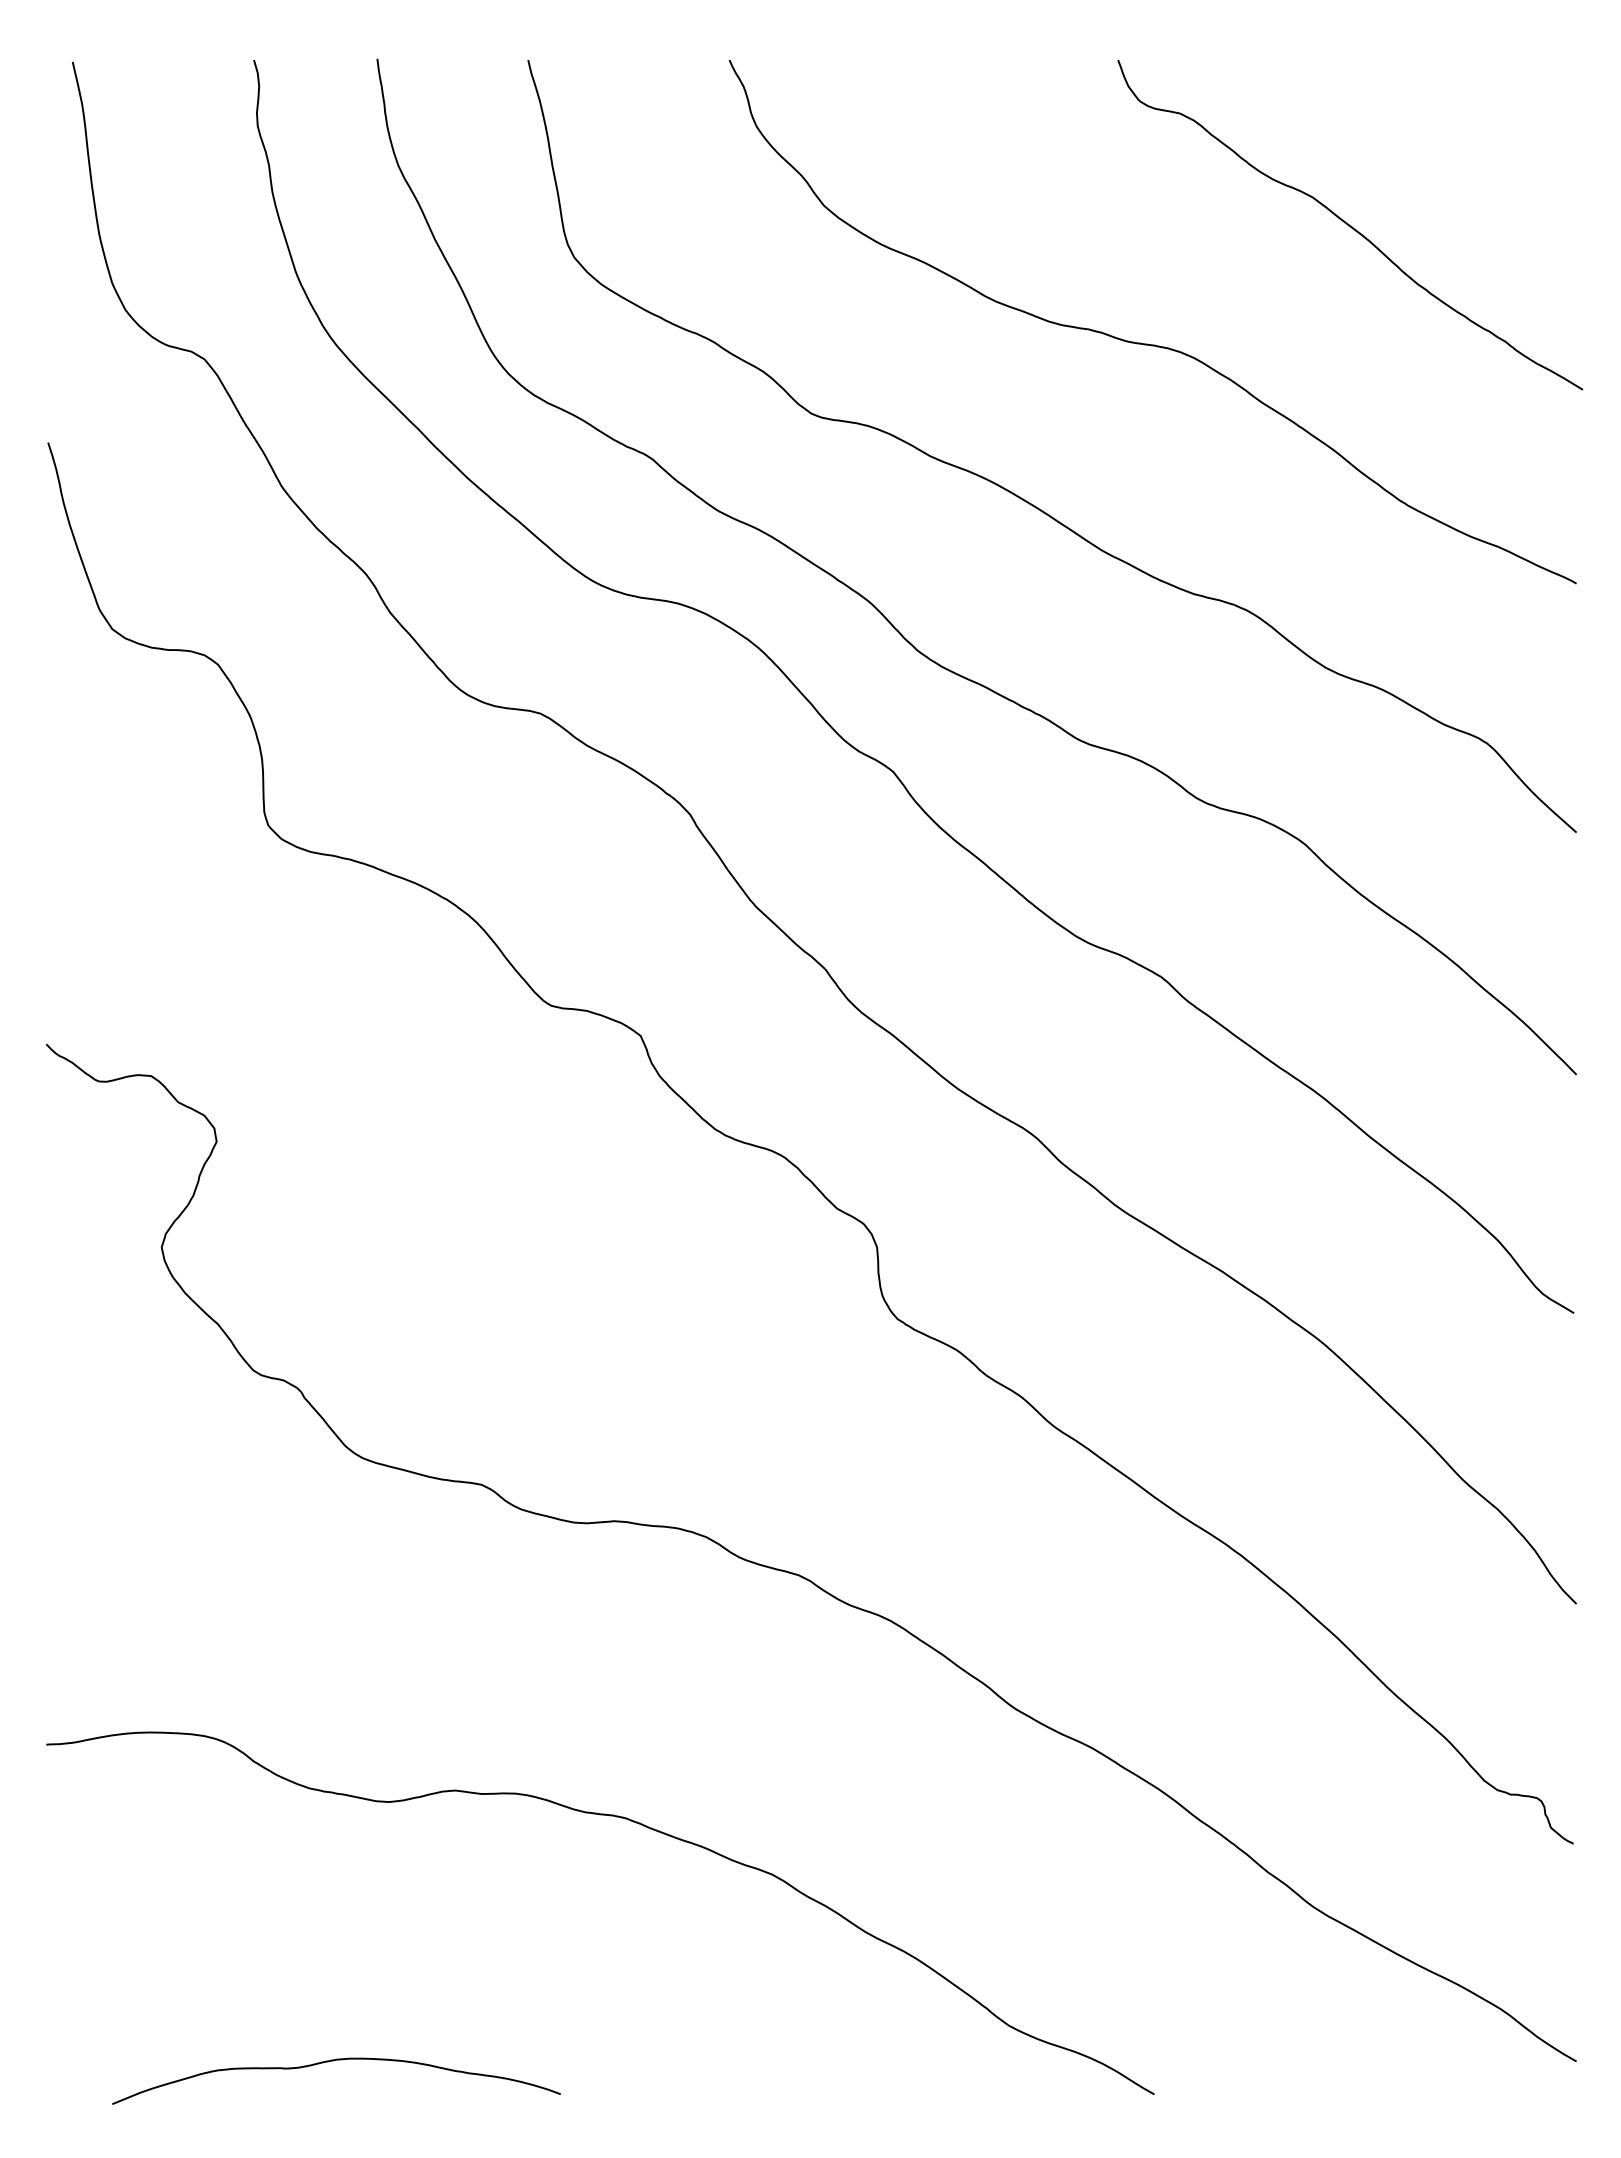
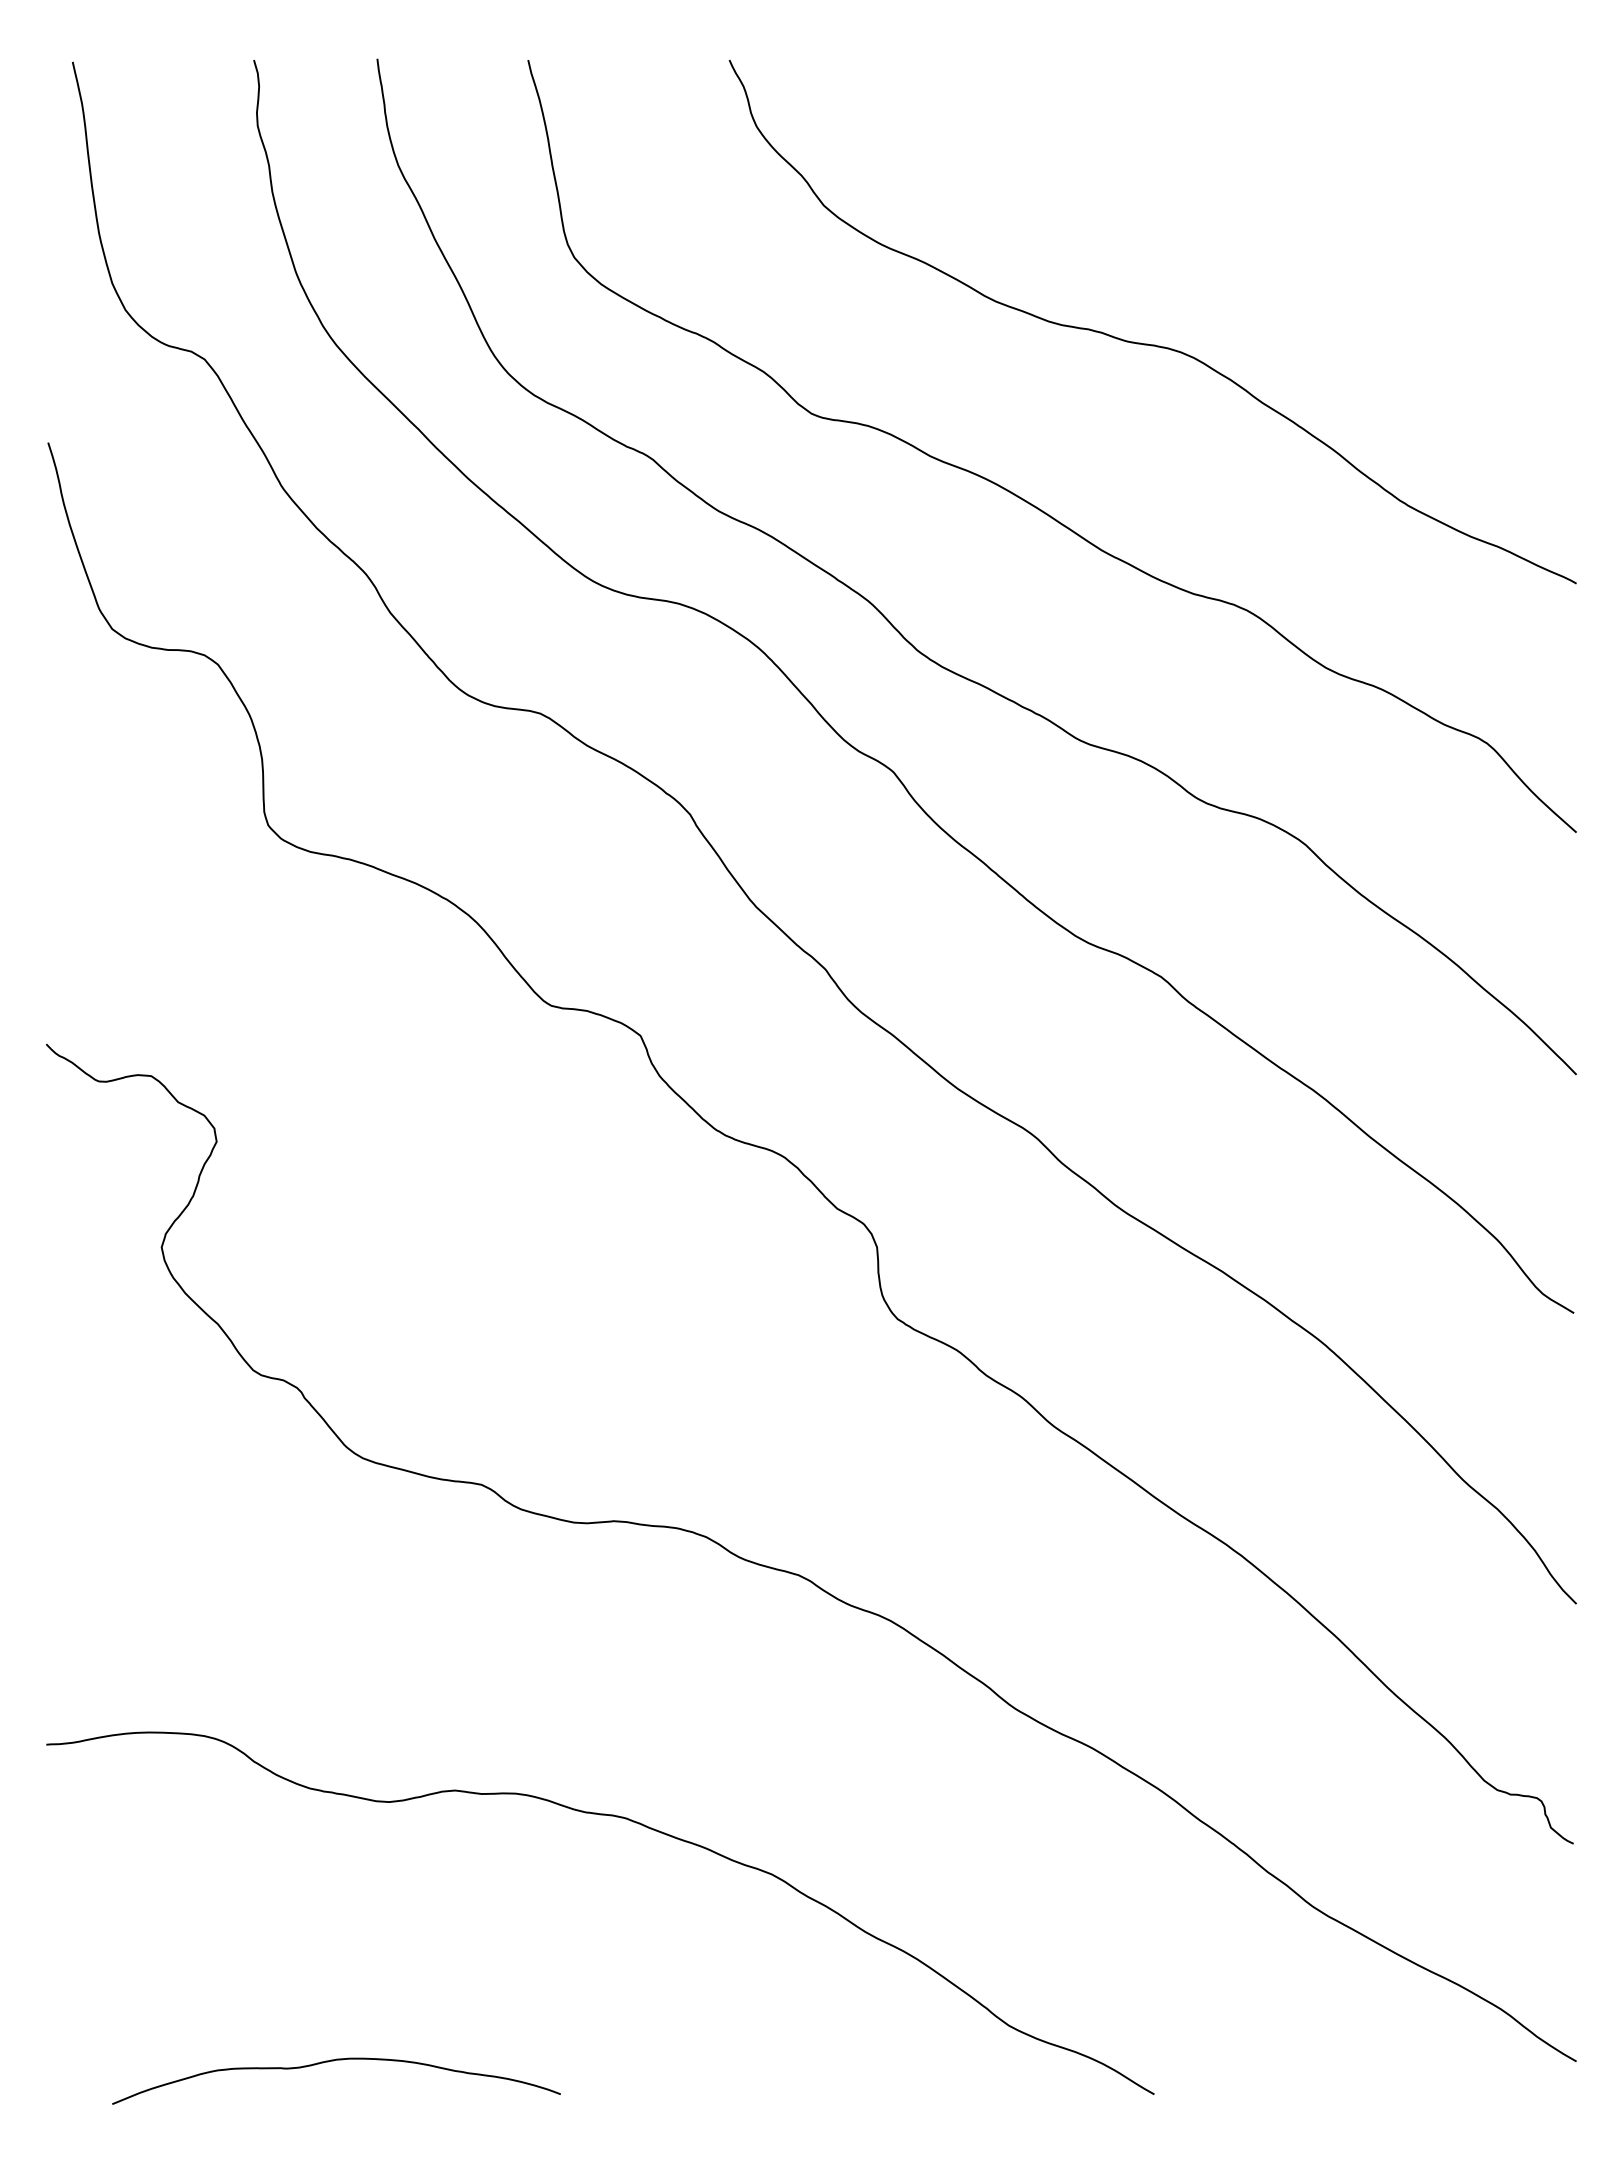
curve: present -> none (1350, 225)
